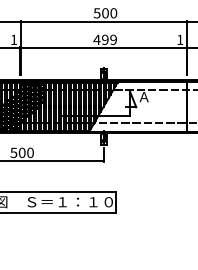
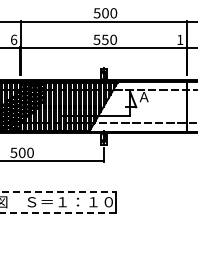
text: 1 -> 6 (14, 39)
text: 499 -> 550 (104, 39)
line: solid -> dashed (58, 191)
line: solid -> dashed (58, 213)
